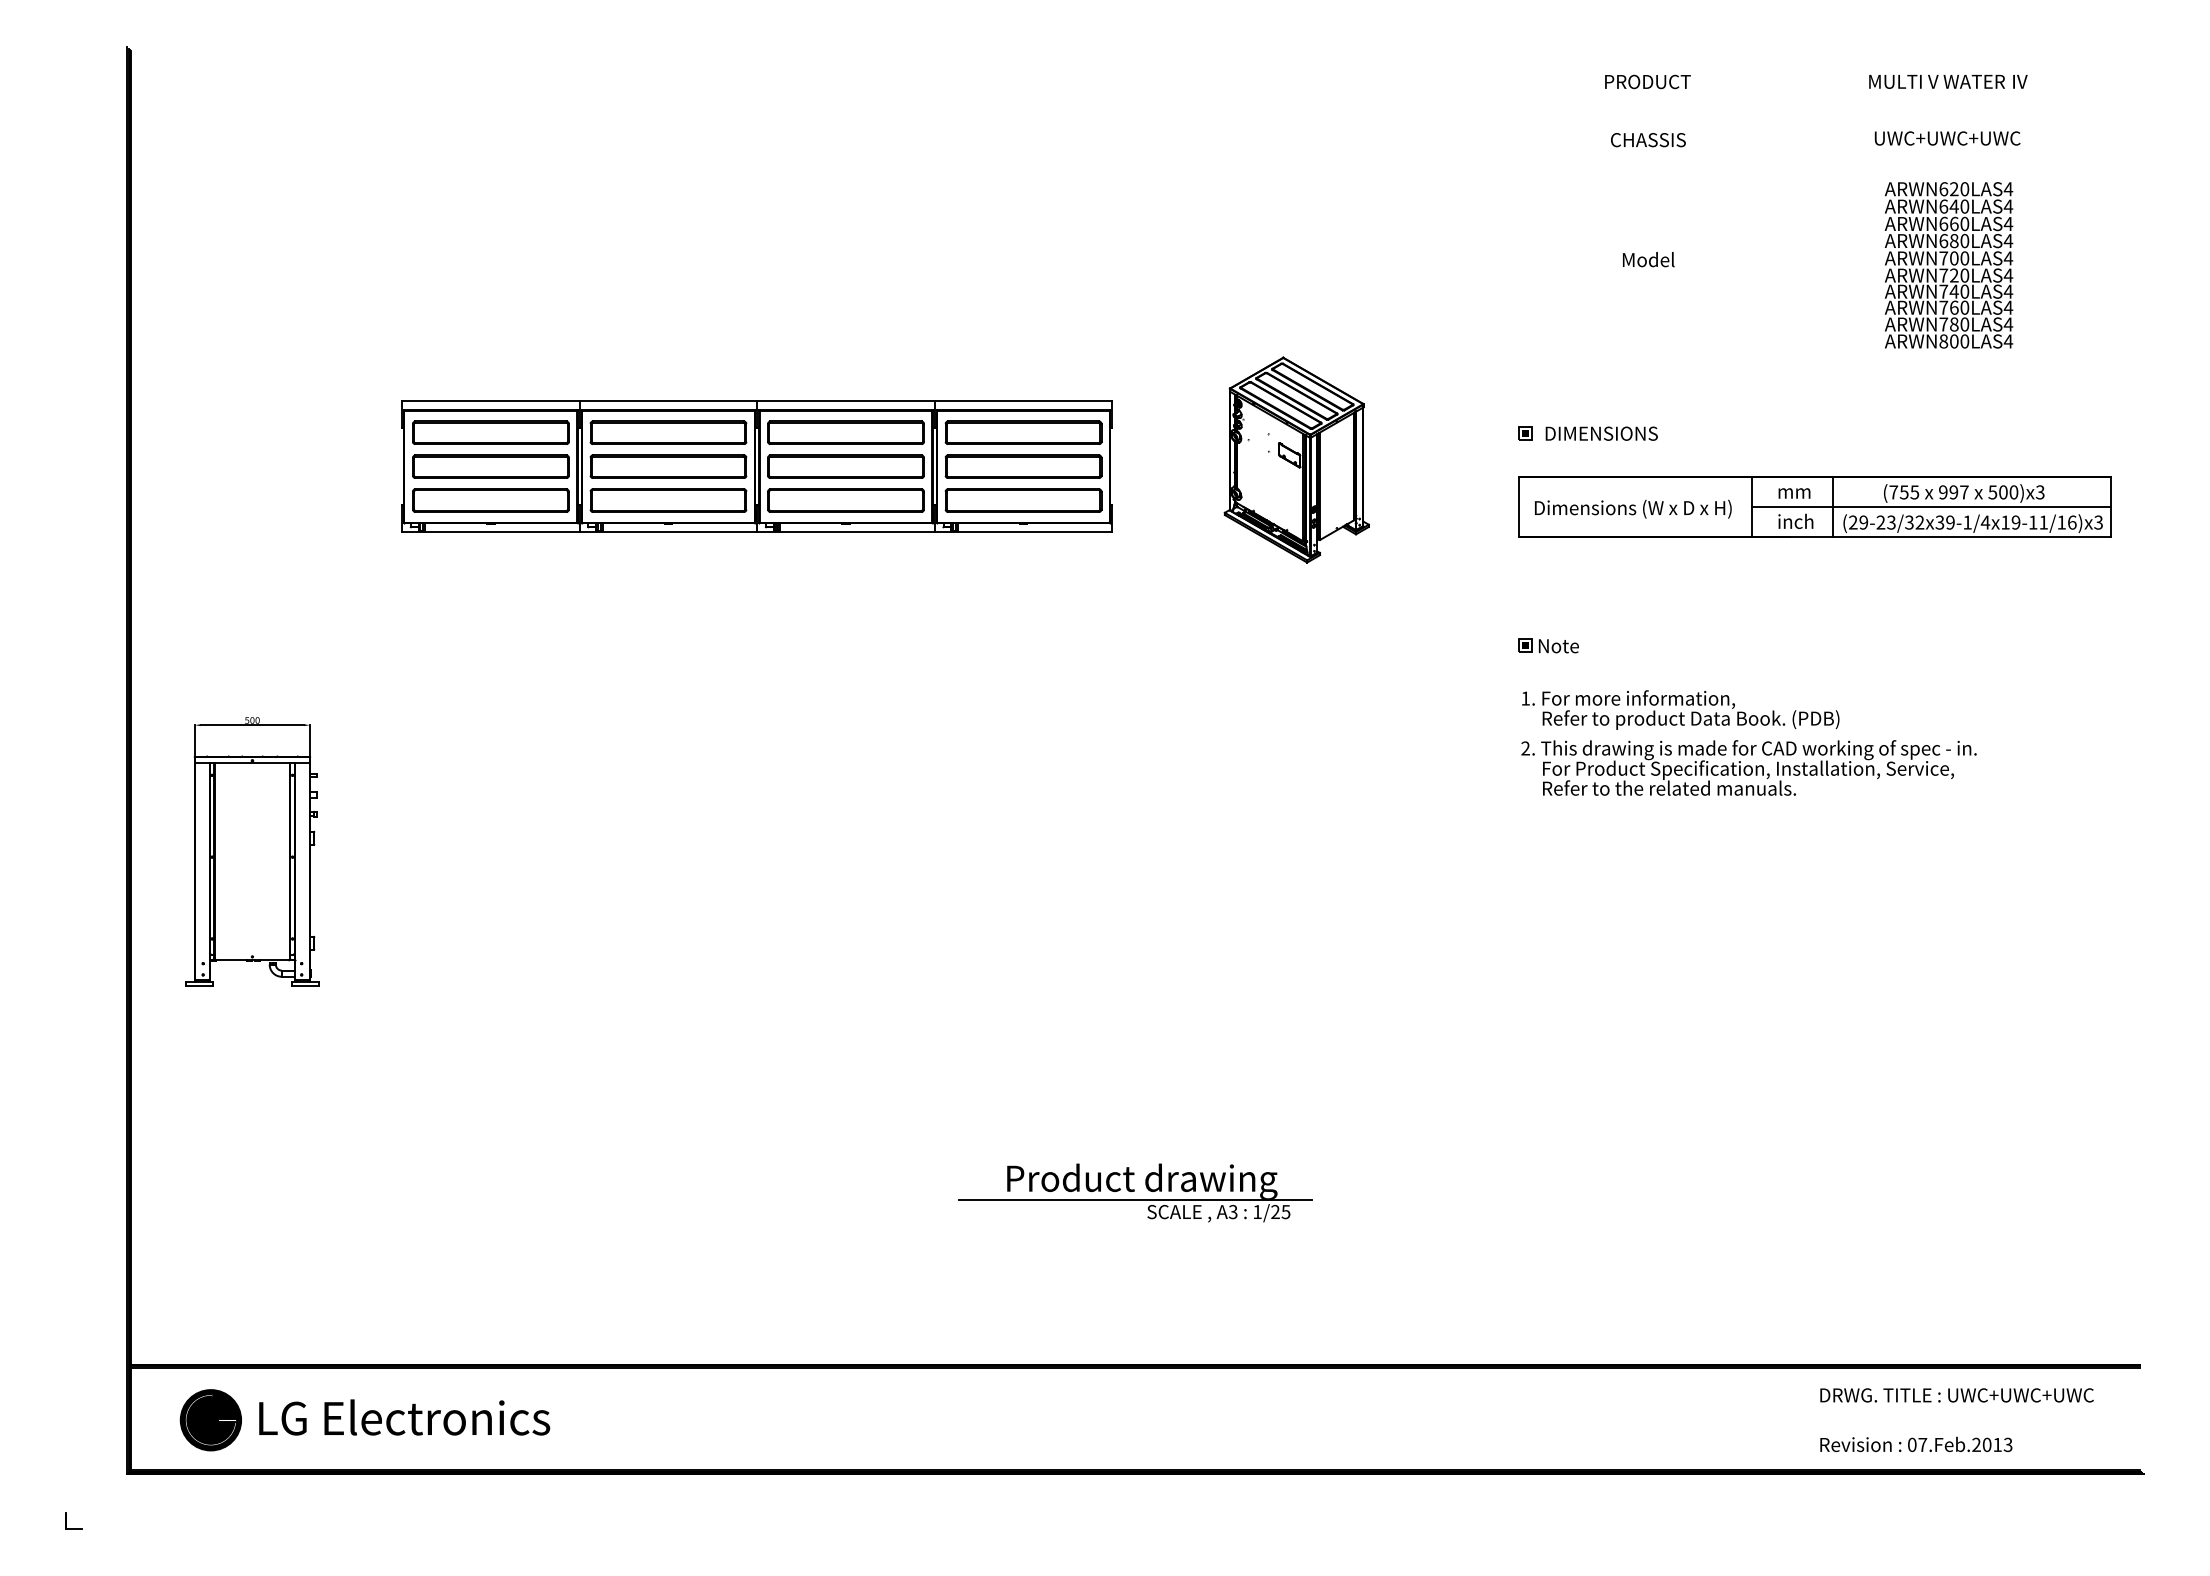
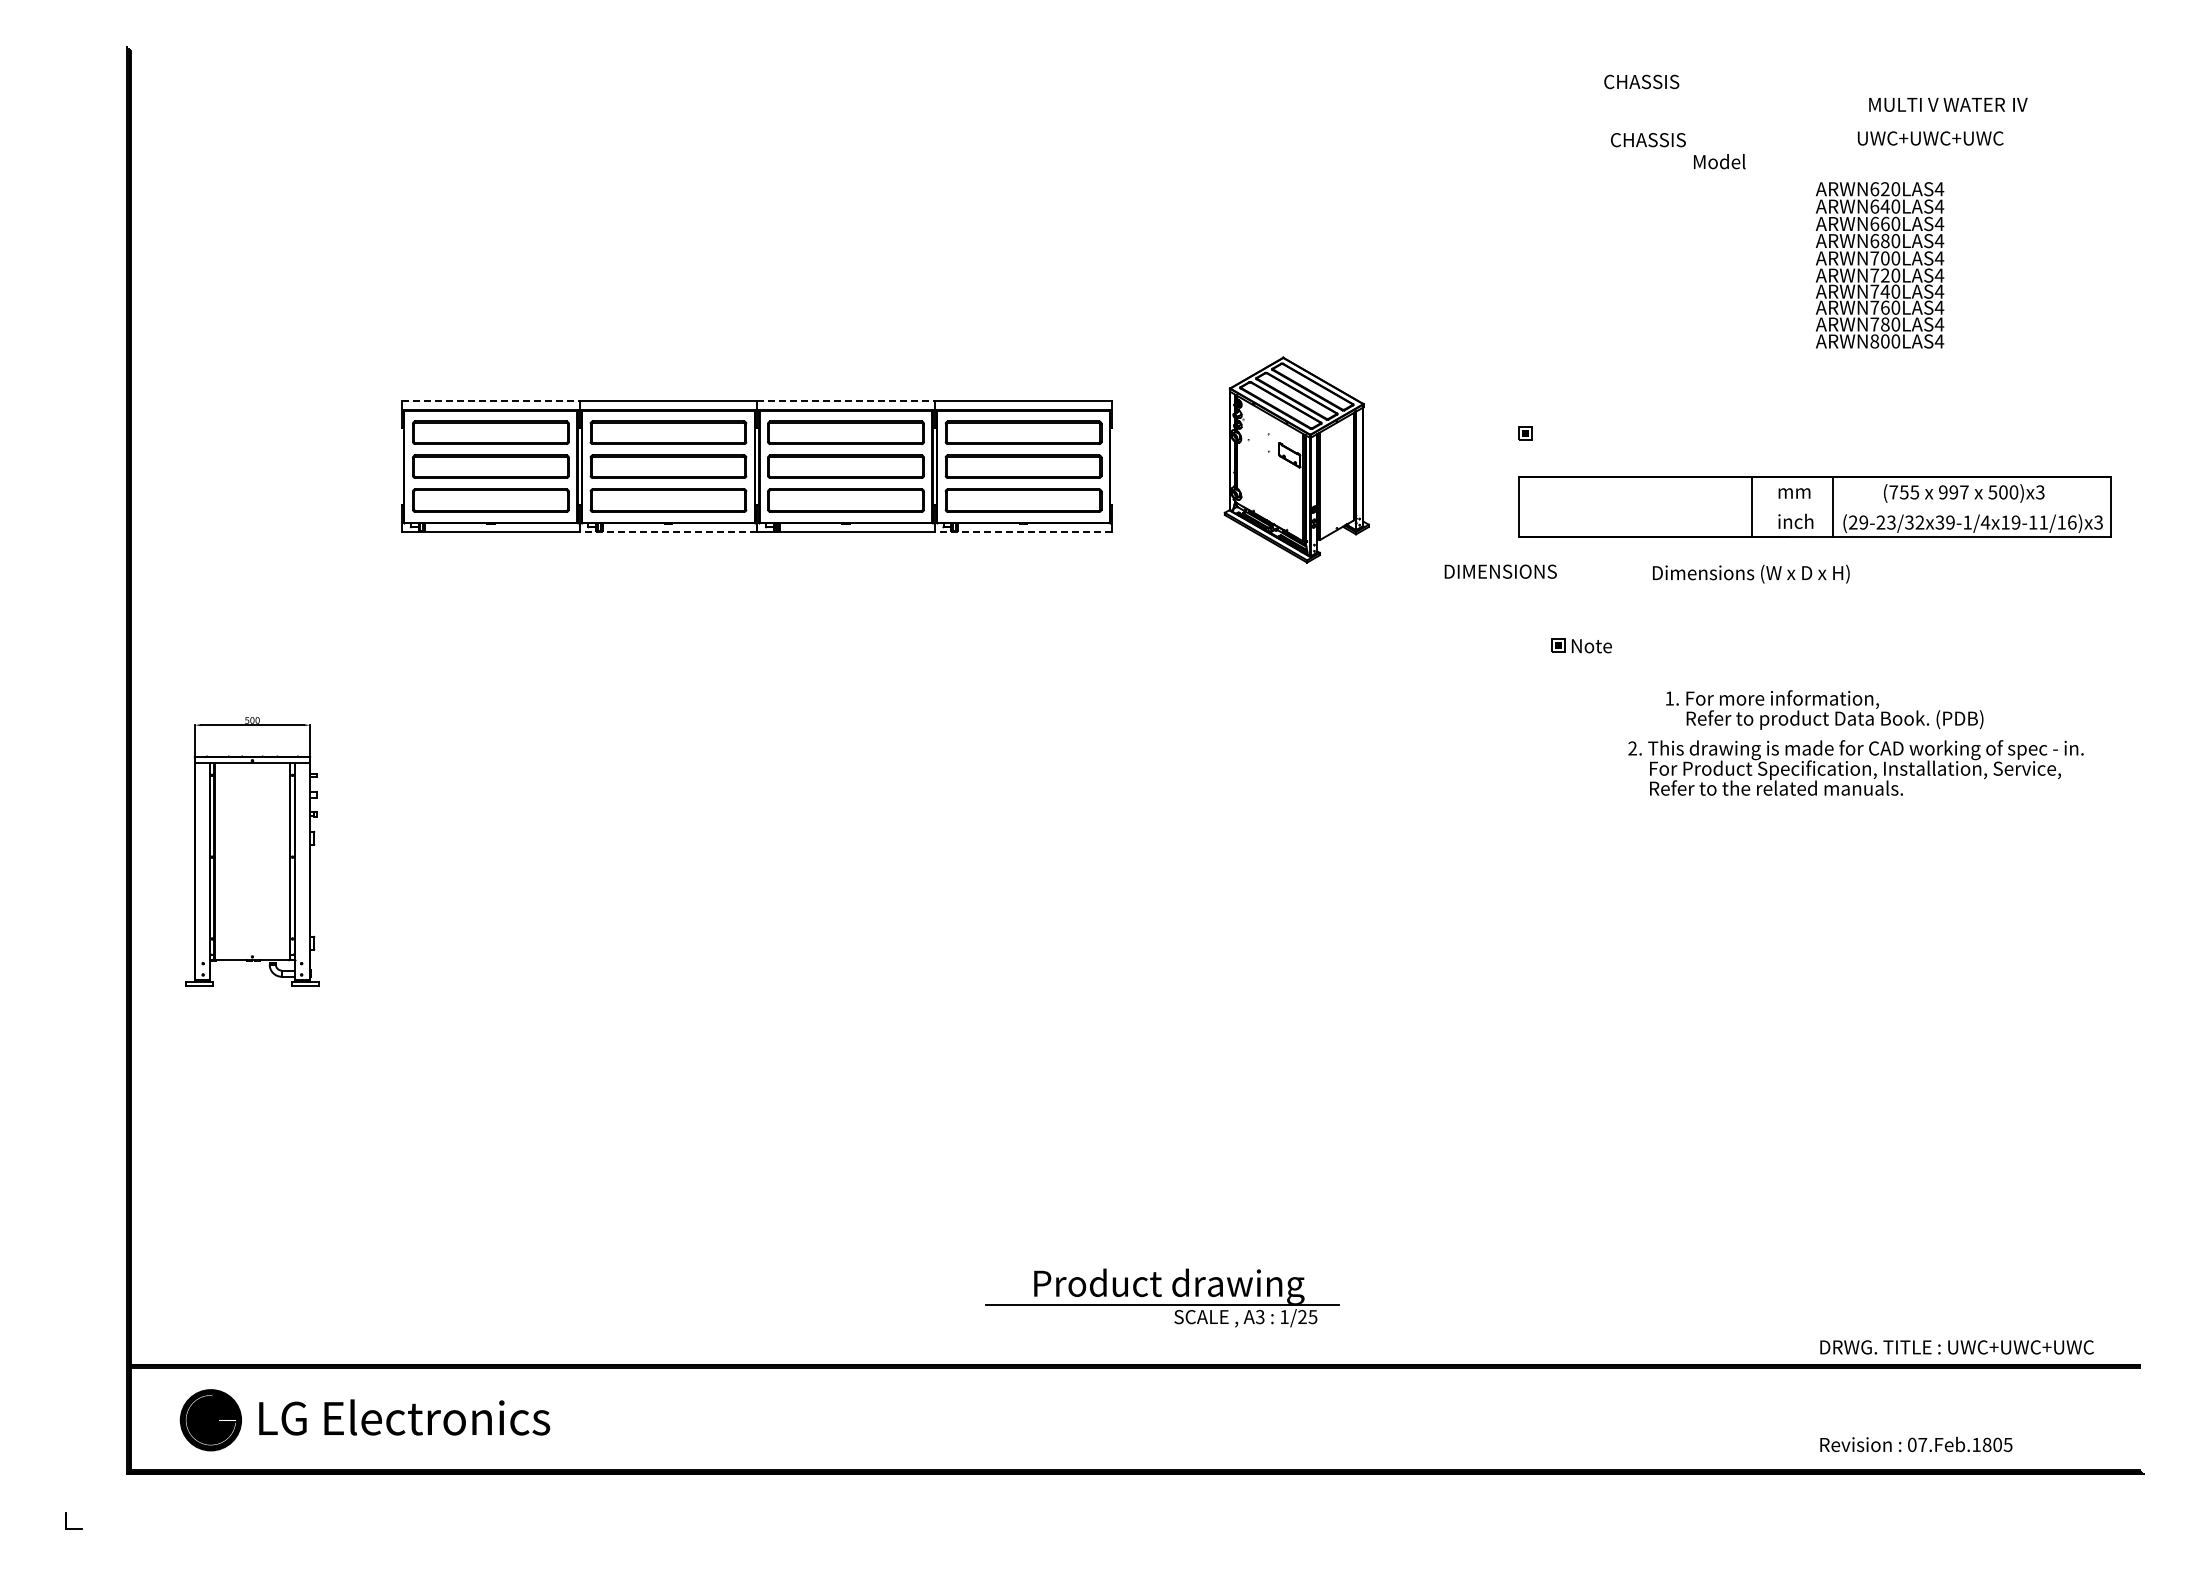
text: PRODUCT -> CHASSIS (1647, 81)
text position: (1948, 81) -> (1948, 104) (1948, 104)
text position: (1947, 138) -> (1930, 138) (1930, 138)
text position: (1648, 259) -> (1719, 161) (1719, 161)
text position: (1948, 265) -> (1879, 265) (1879, 265)
line: solid -> dashed (490, 401)
line: solid -> dashed (846, 401)
text position: (1601, 433) -> (1500, 571) (1500, 571)
line: present -> none (1931, 507)
text position: (1633, 508) -> (1751, 573) (1751, 573)
line: solid -> dashed (668, 532)
line: solid -> dashed (1023, 532)
part position: (1548, 645) -> (1581, 645) (1581, 645)
text position: (1680, 709) -> (1824, 709) (1824, 709)
text position: (1748, 767) -> (1855, 767) (1855, 767)
part position: (1135, 1192) -> (1162, 1297) (1162, 1297)
text position: (1956, 1395) -> (1956, 1347) (1956, 1347)
text: 07.Feb.2013 -> 07.Feb.1805 (1992, 1444)
